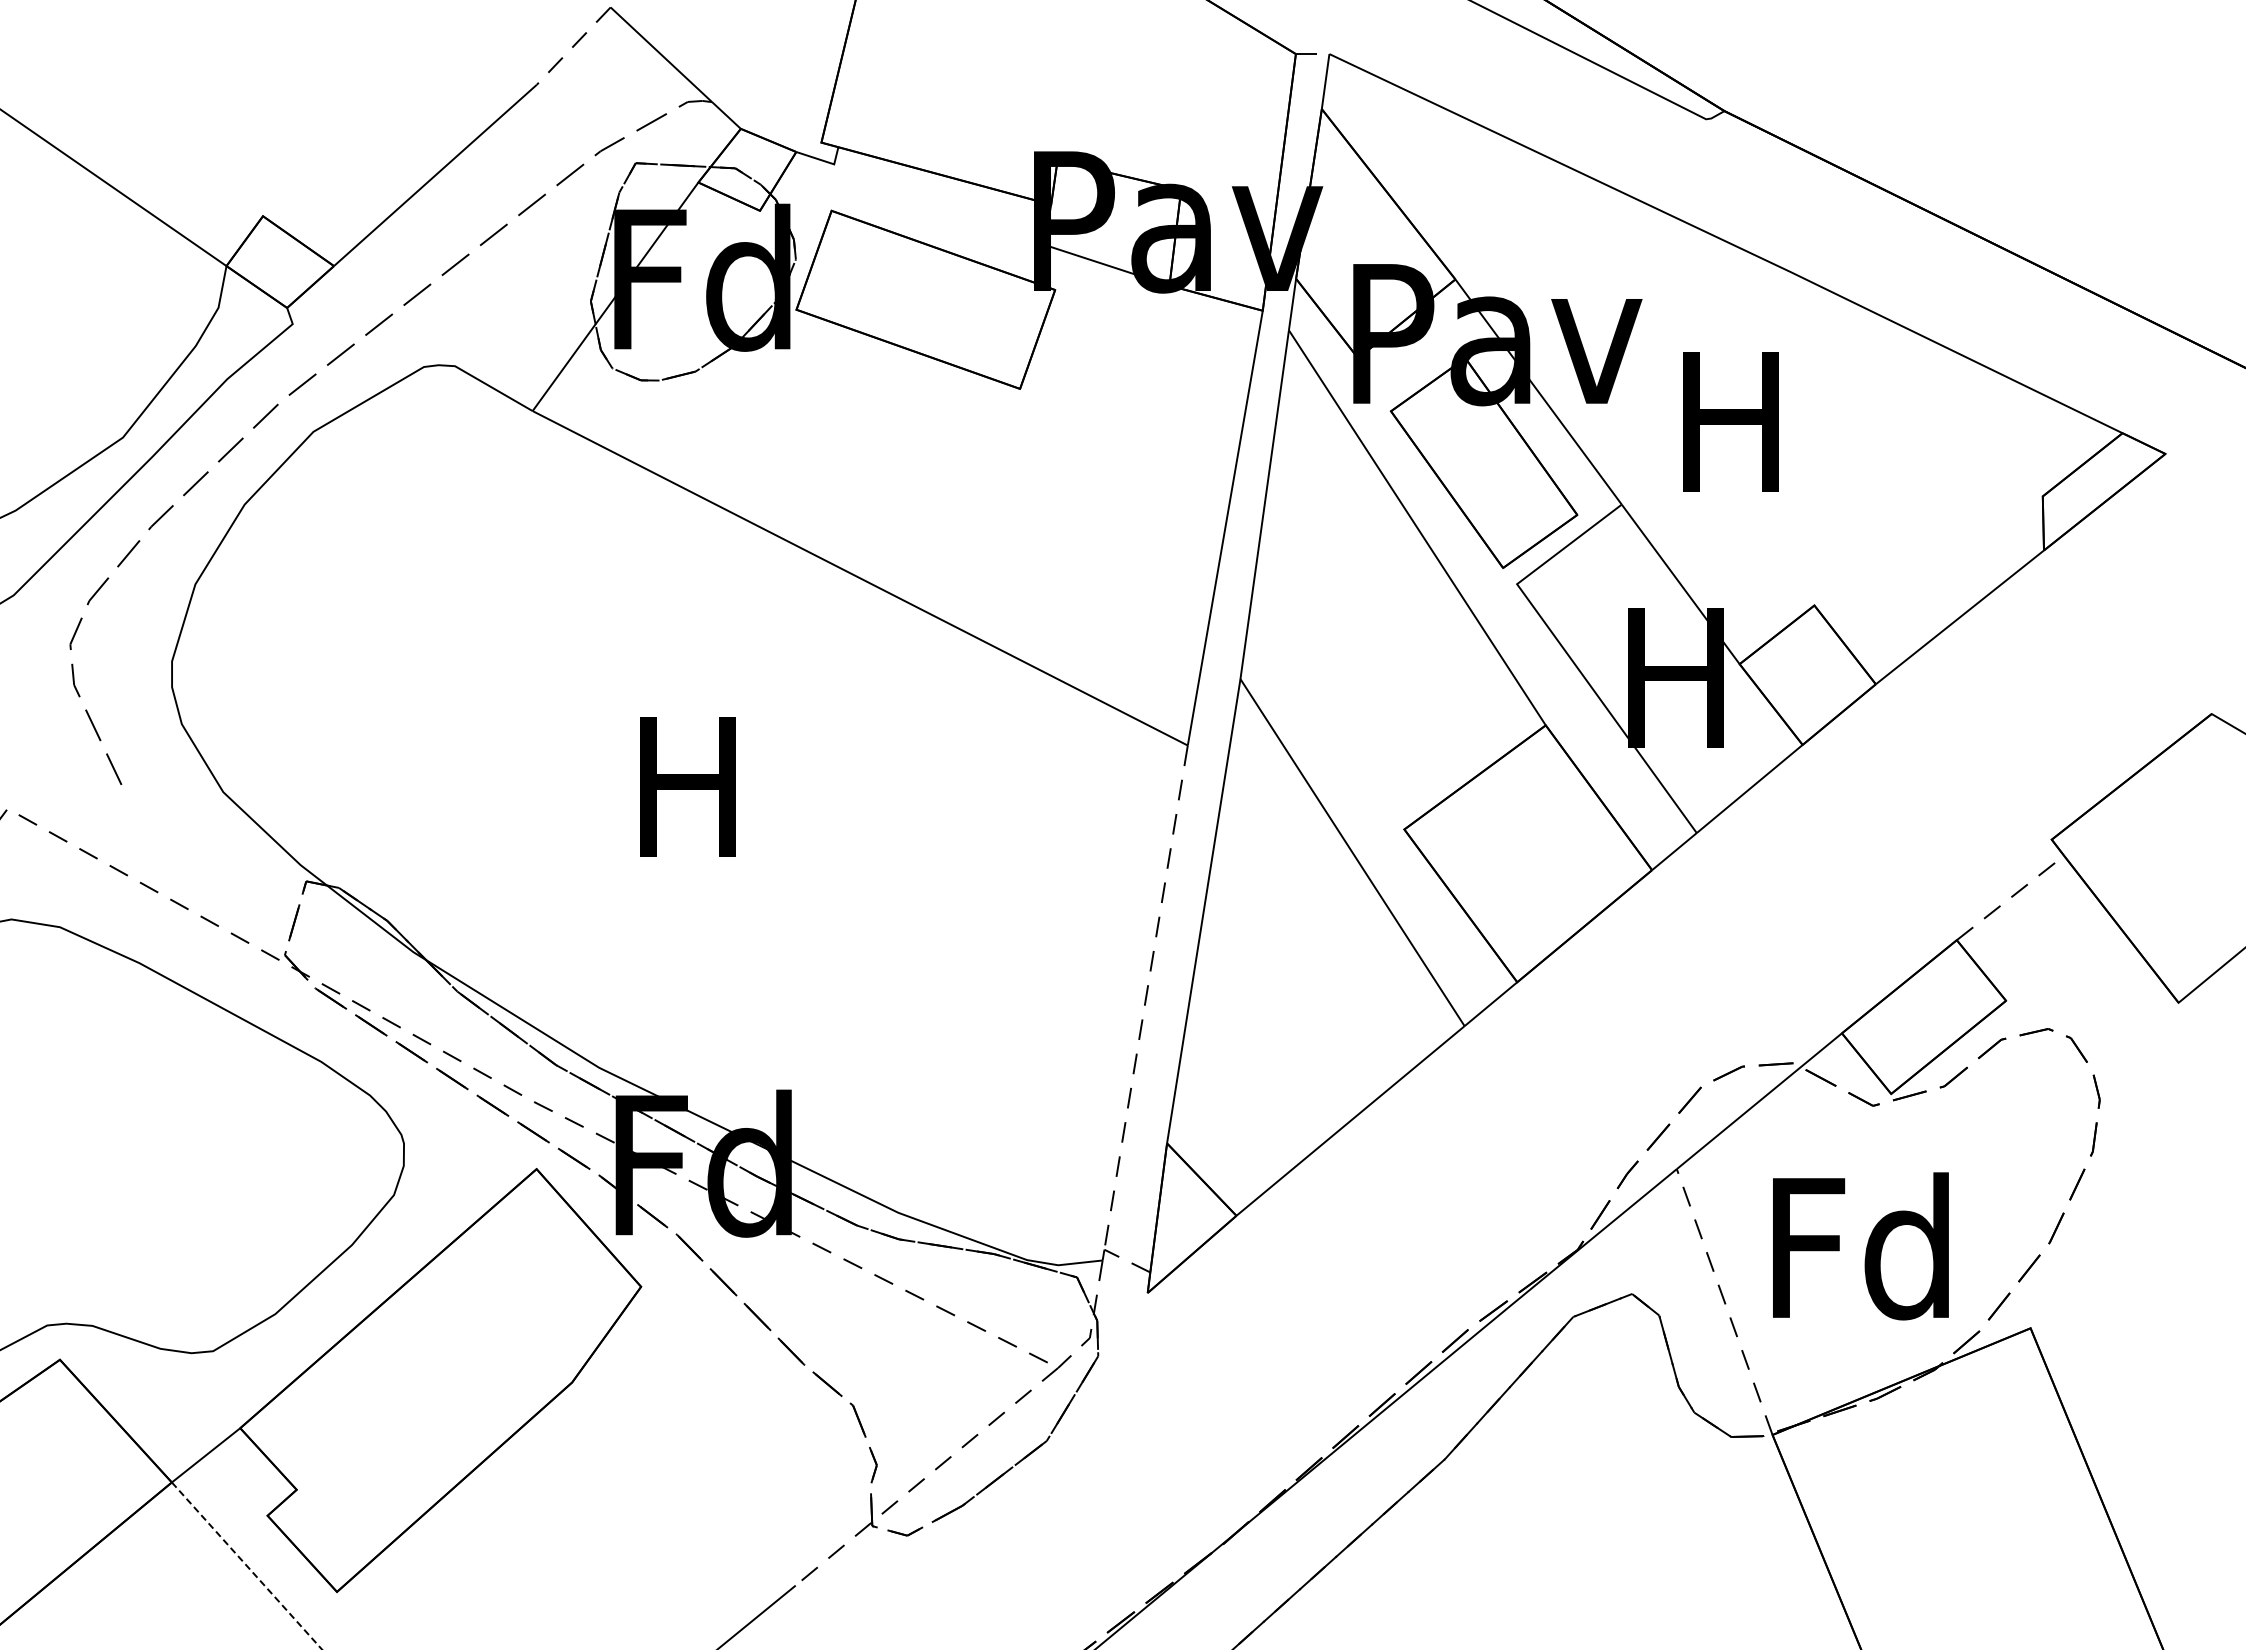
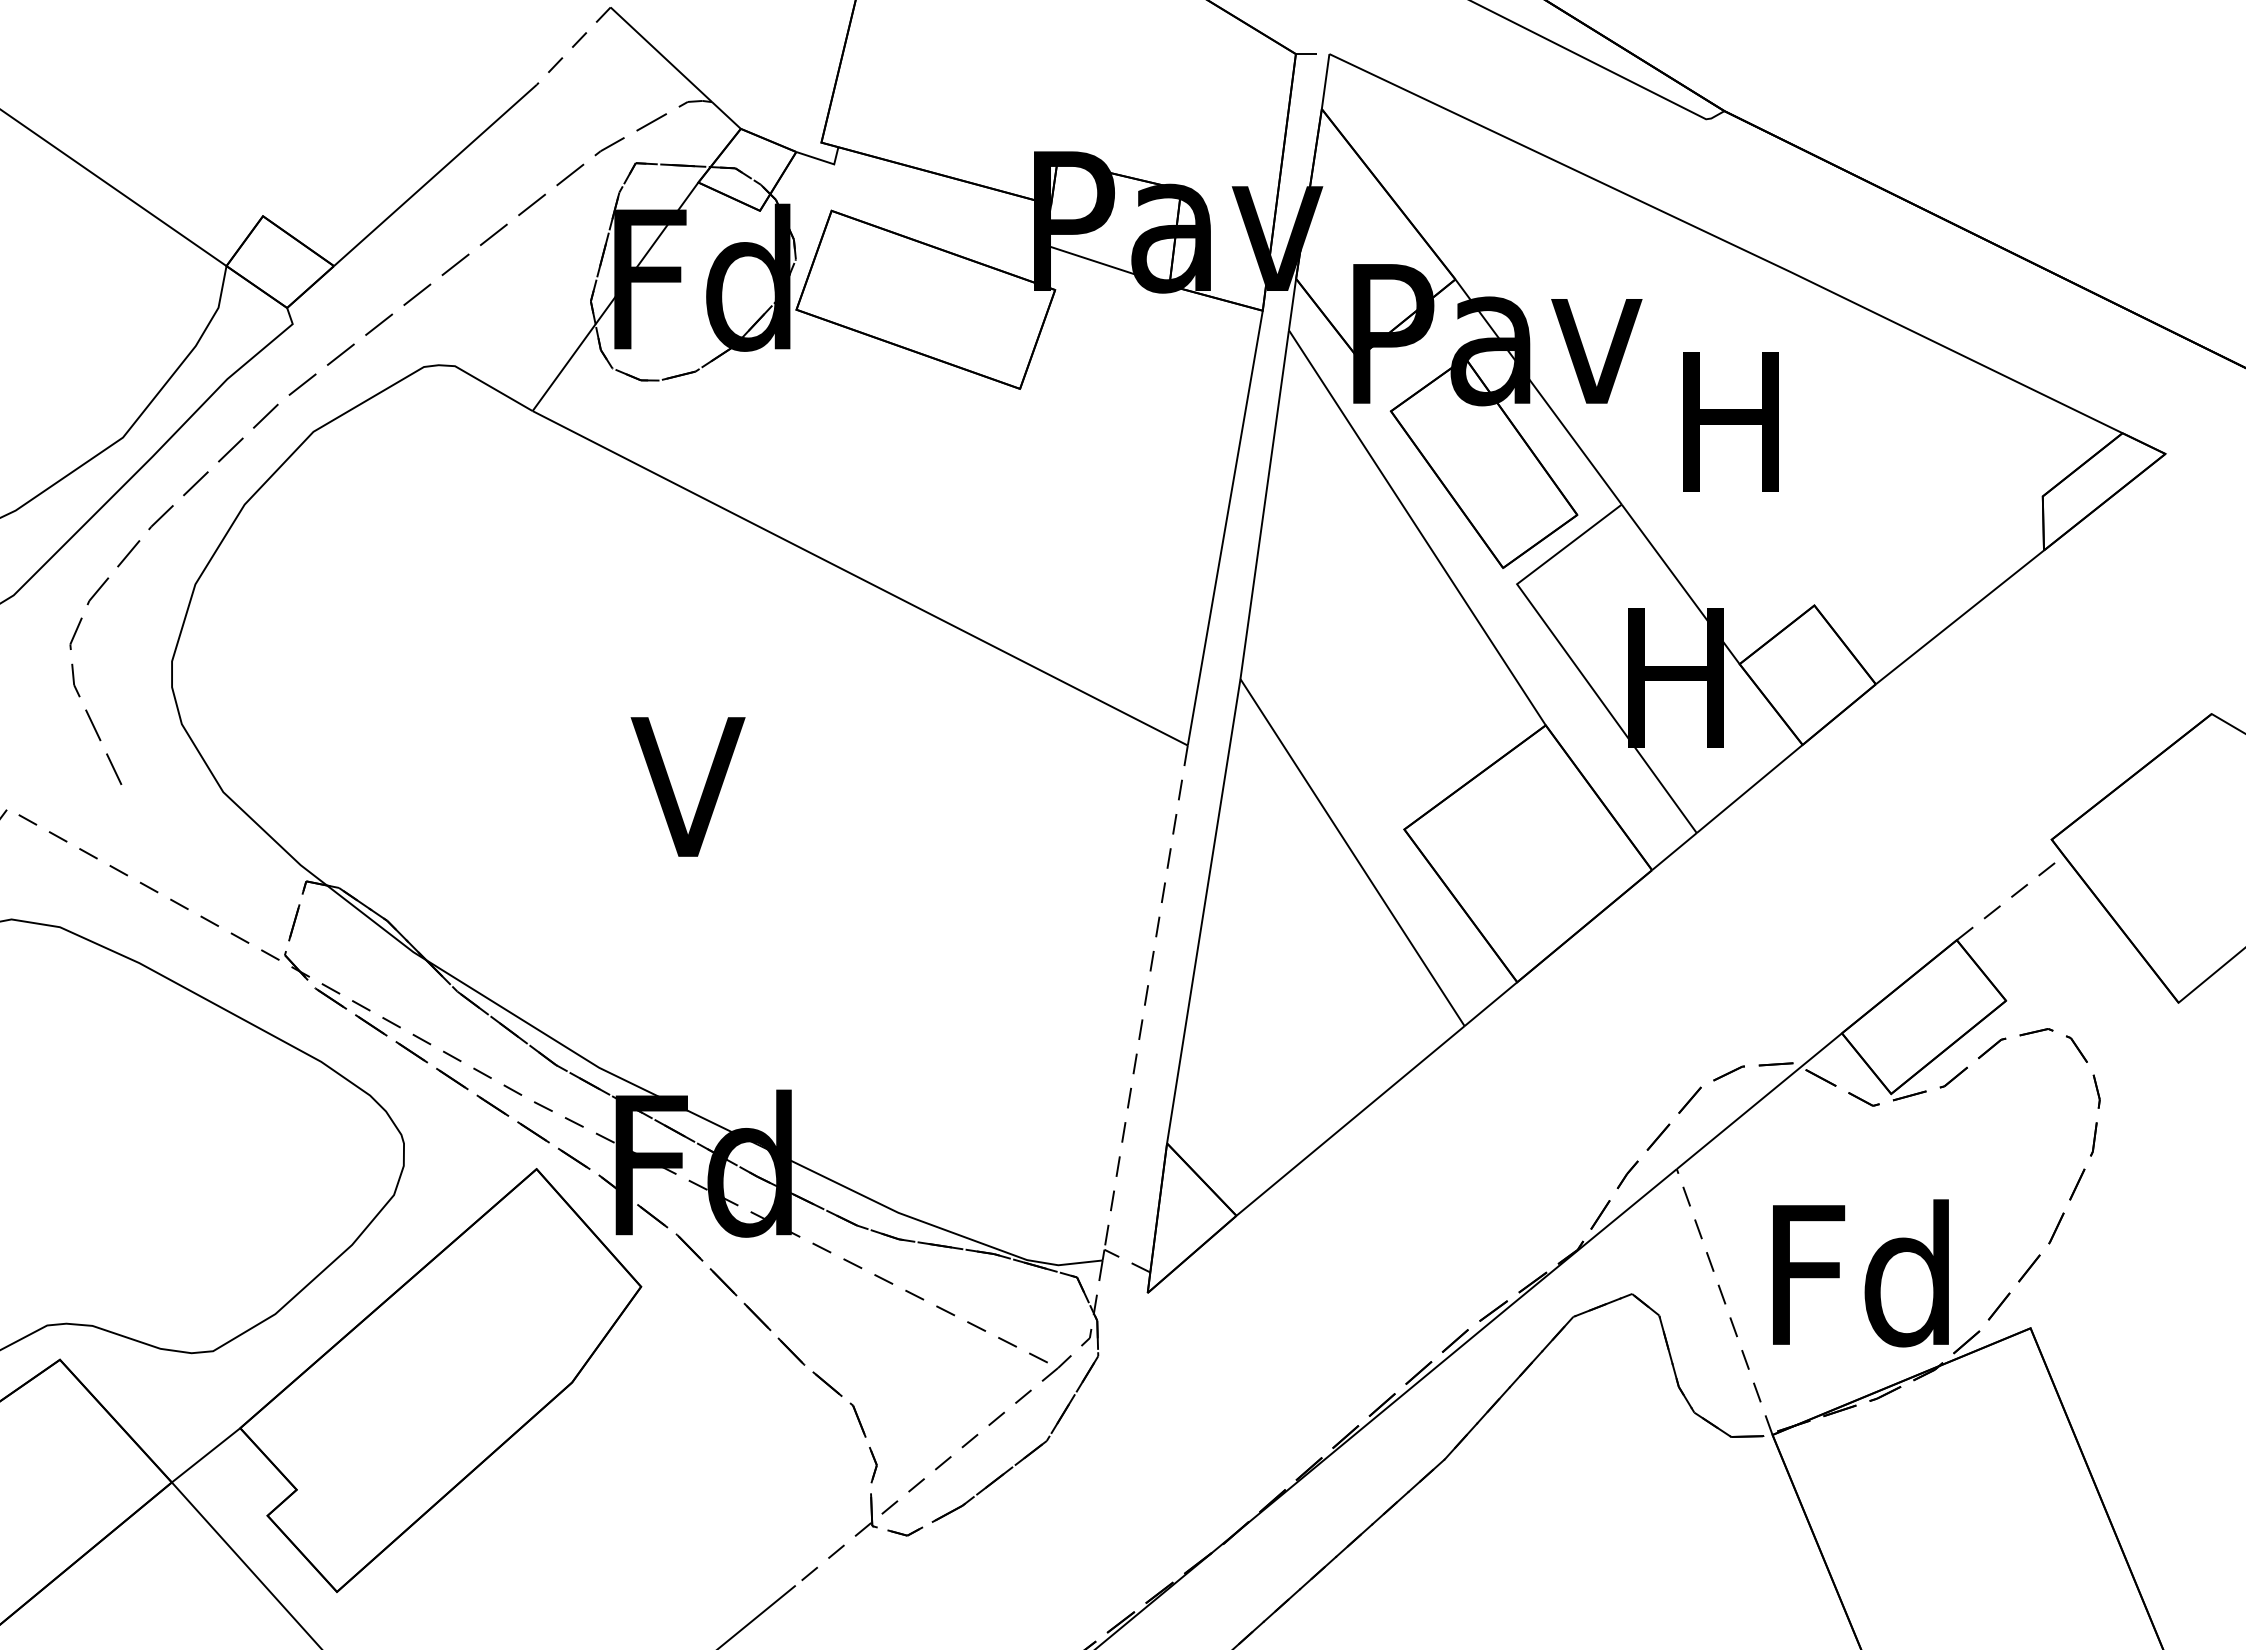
text: H -> V (687, 786)
text position: (1860, 1246) -> (1860, 1273) (1860, 1273)
line: dashed -> solid (247, 1566)
